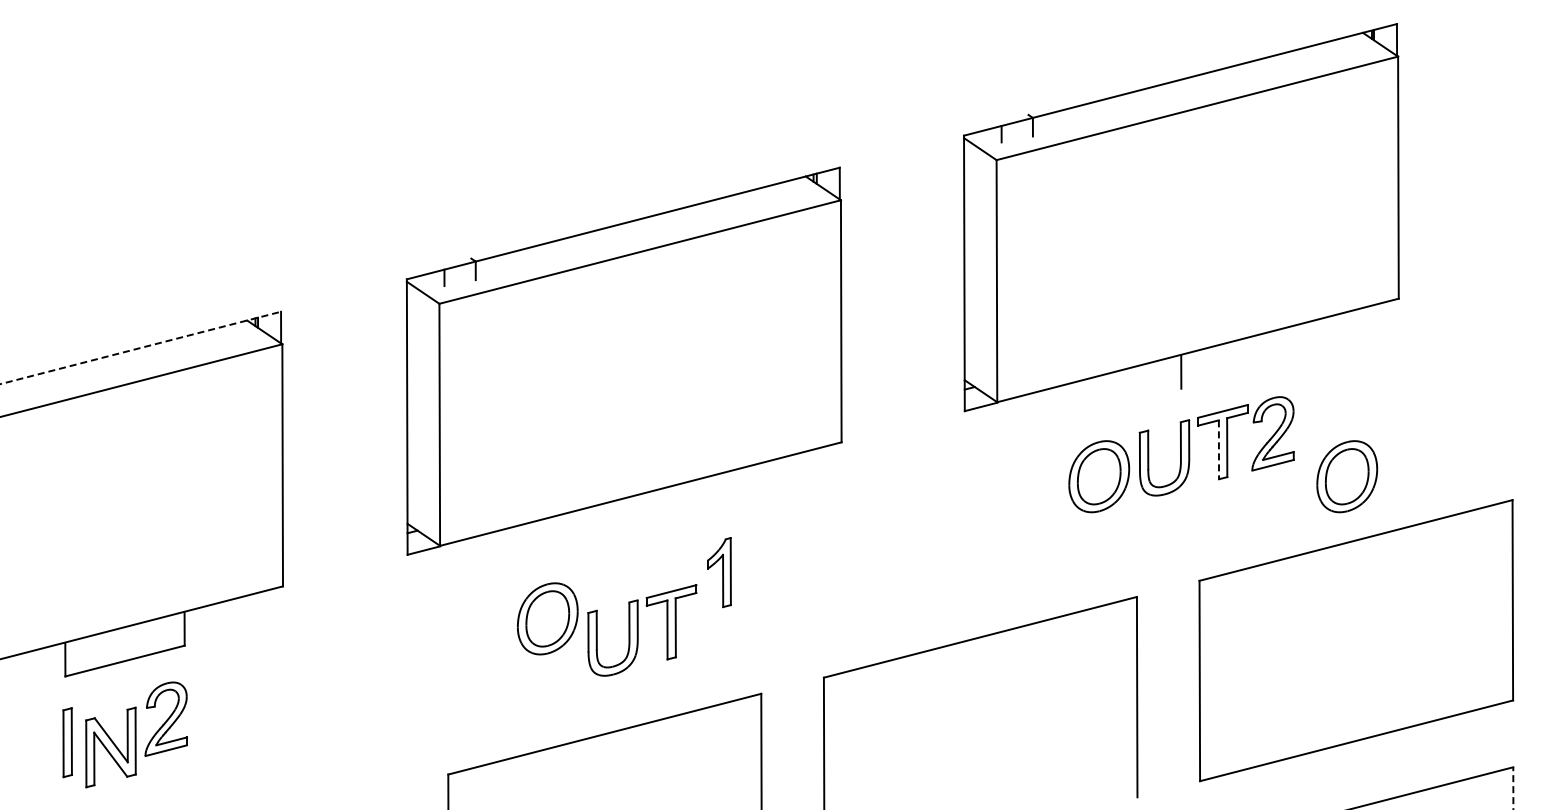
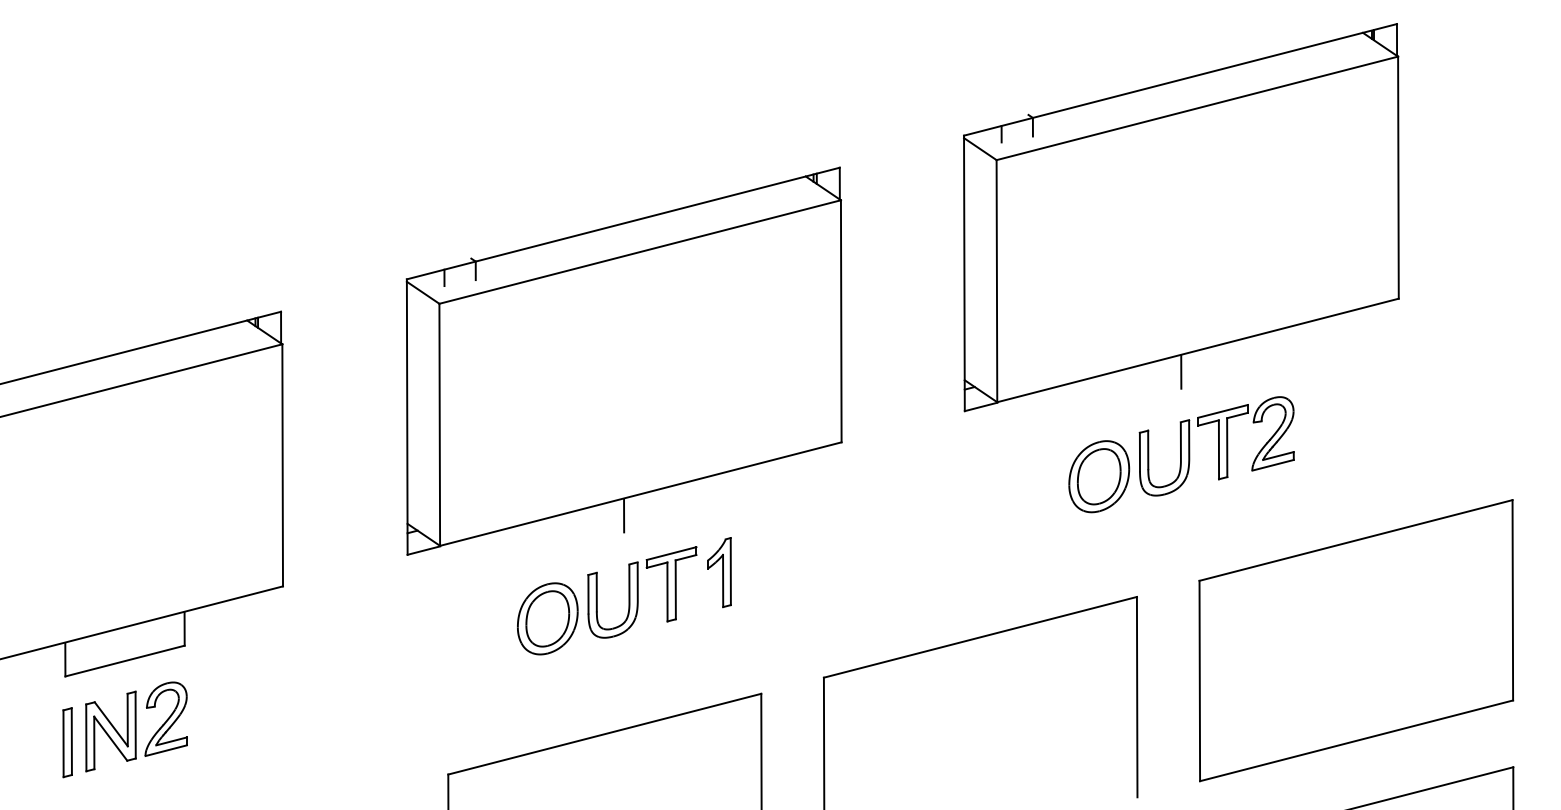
line: dashed -> solid (140, 347)
line: dashed -> solid (1218, 450)
part: present -> none (1347, 476)
line: none -> present (624, 515)
part position: (642, 630) -> (642, 592) (642, 592)
part position: (110, 747) -> (110, 731) (110, 731)
line: dashed -> solid (1513, 788)
